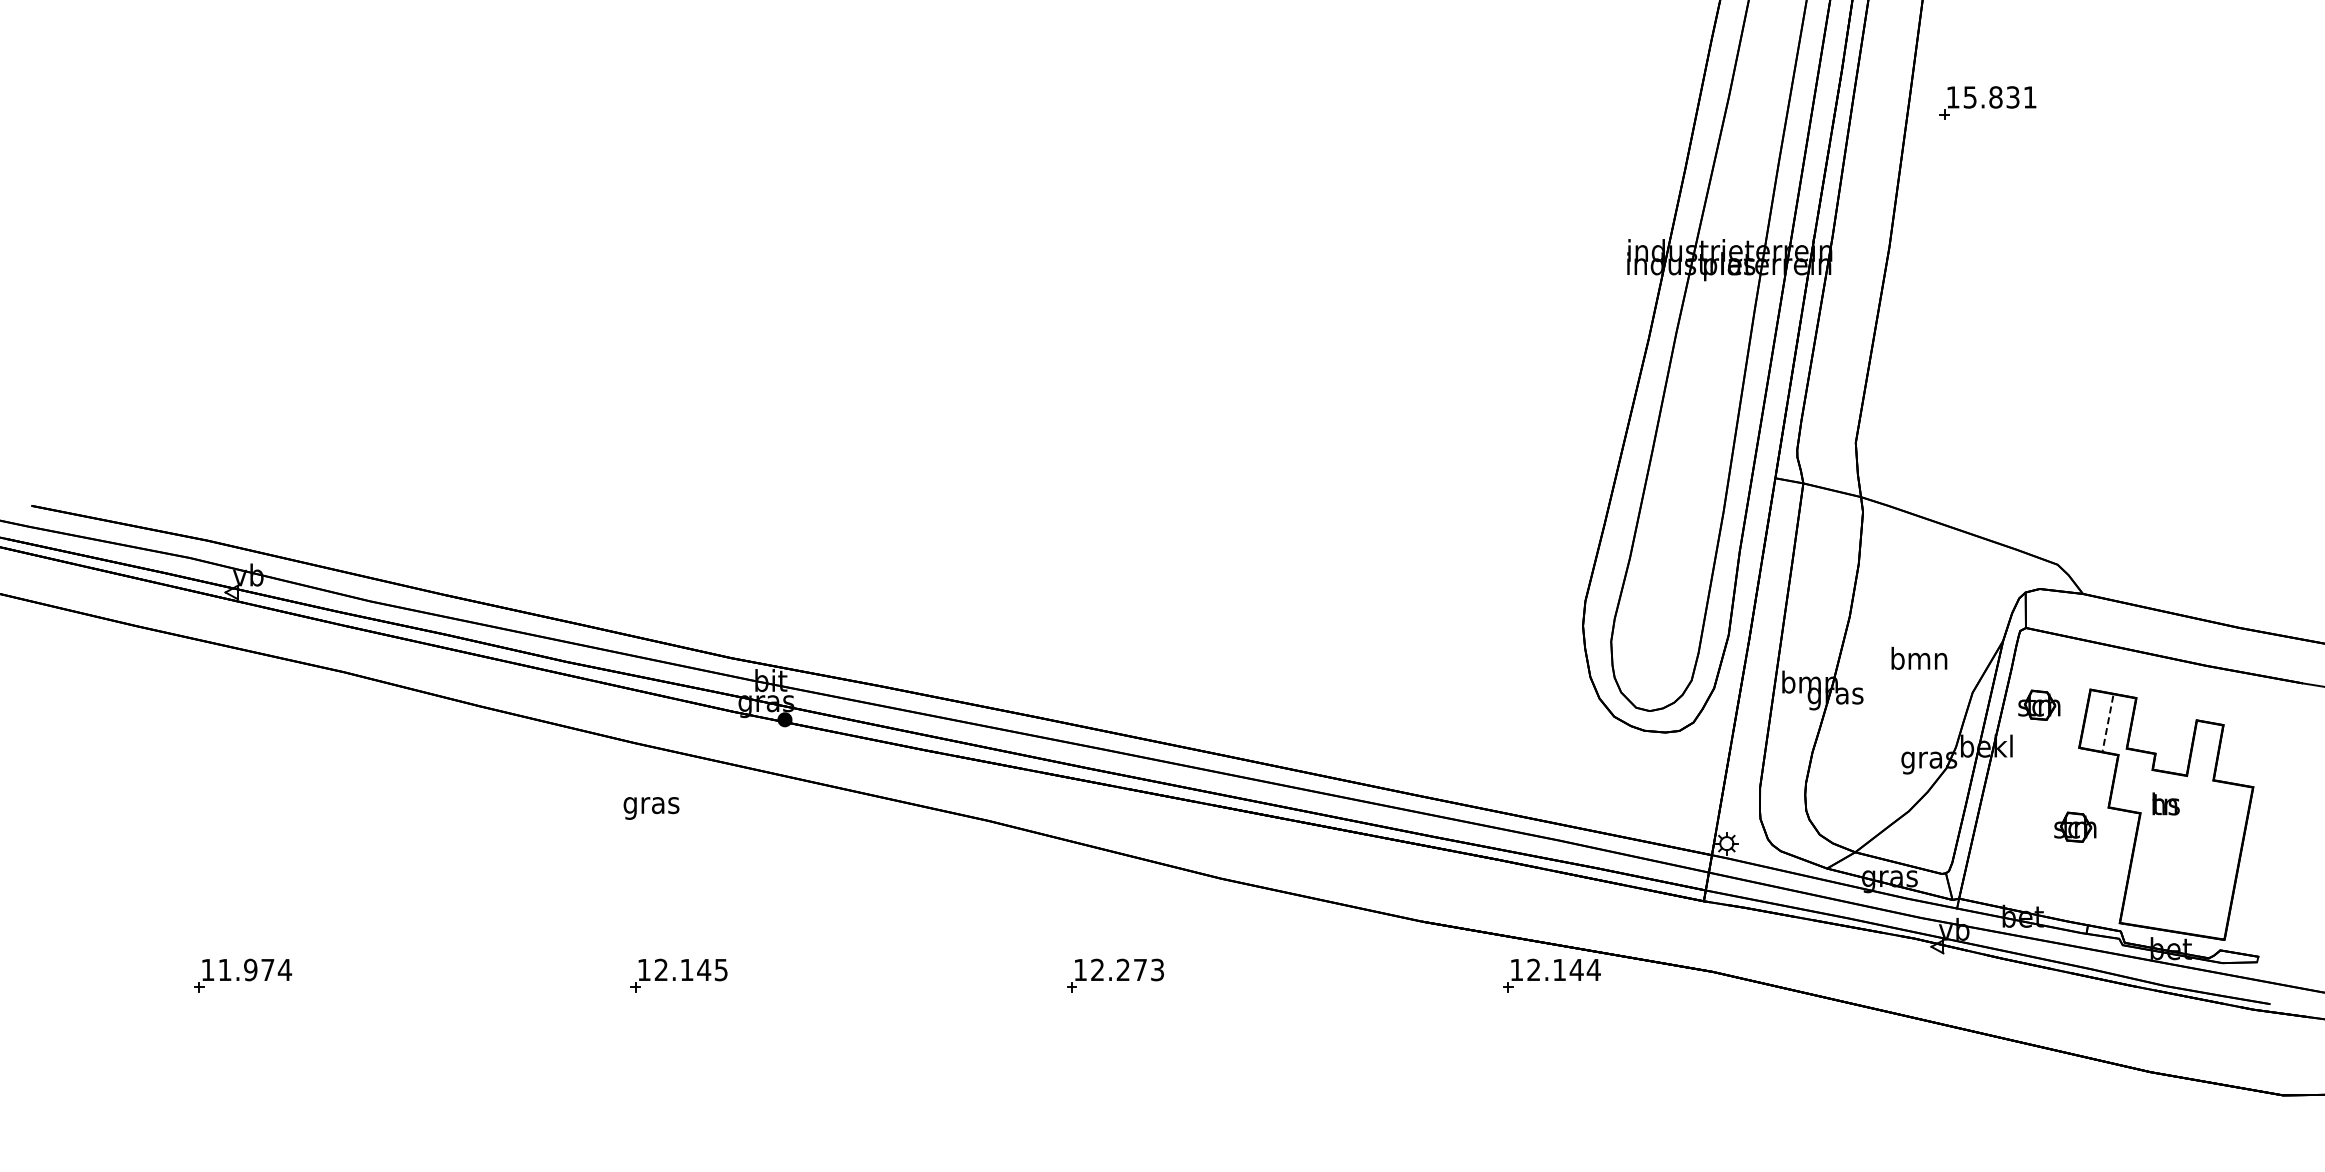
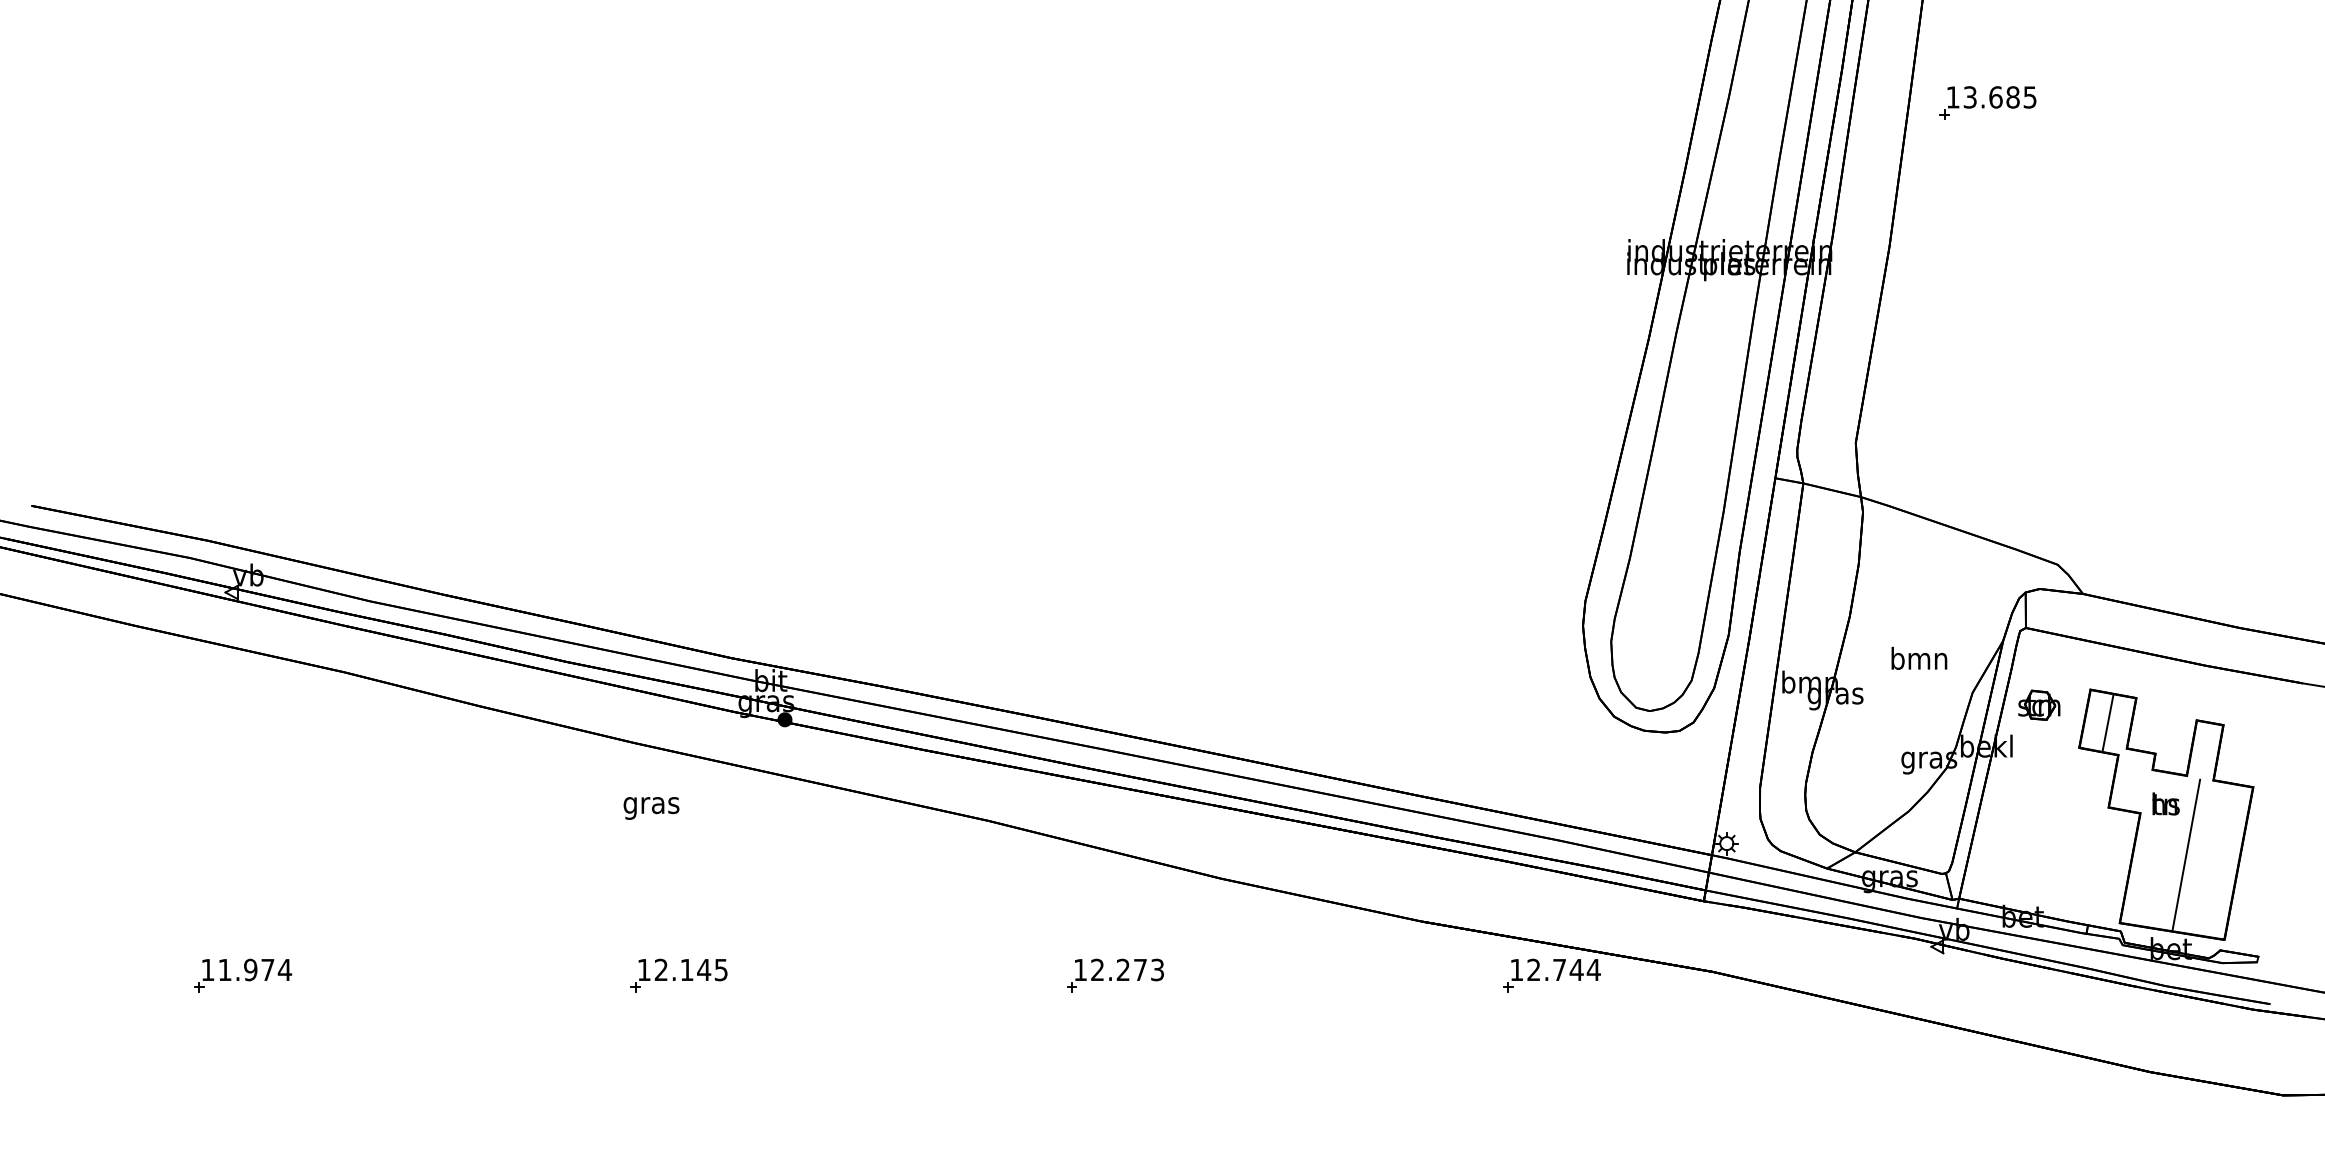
text: 15.831 -> 13.685 (2000, 97)
line: dashed -> solid (2107, 723)
part: present -> none (2075, 826)
line: none -> present (2186, 854)
text: 12.144 -> 12.744 (1559, 969)
